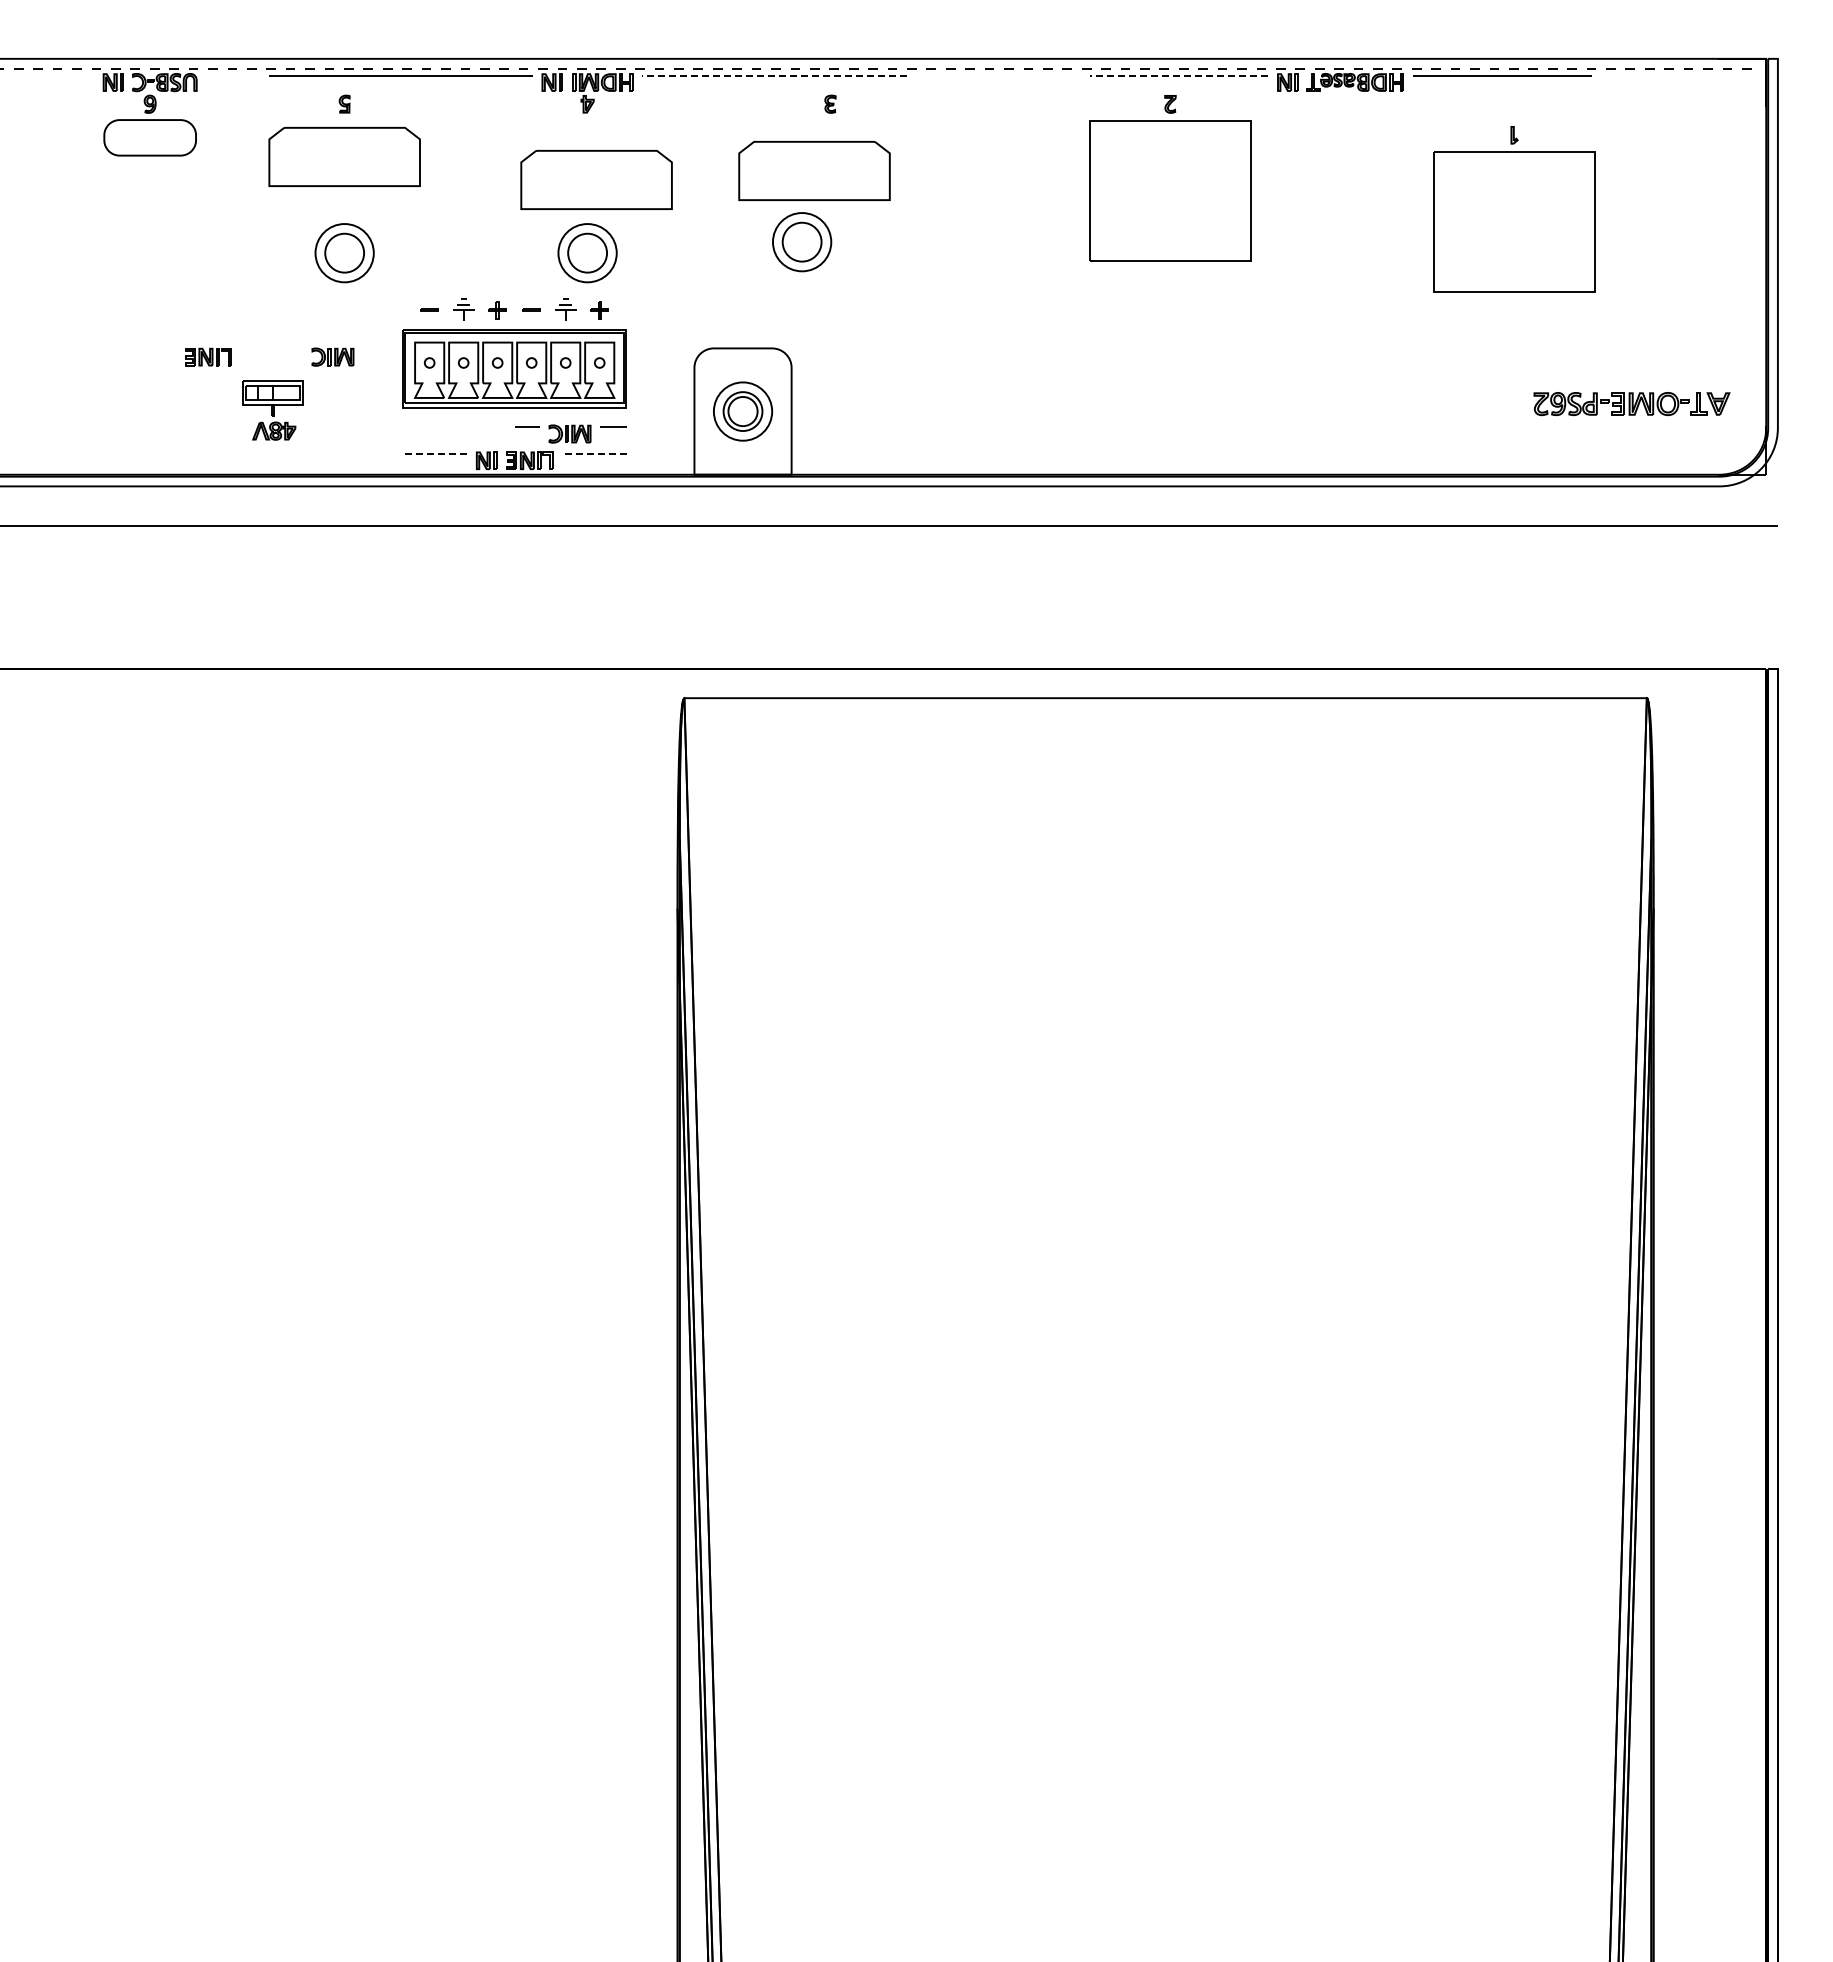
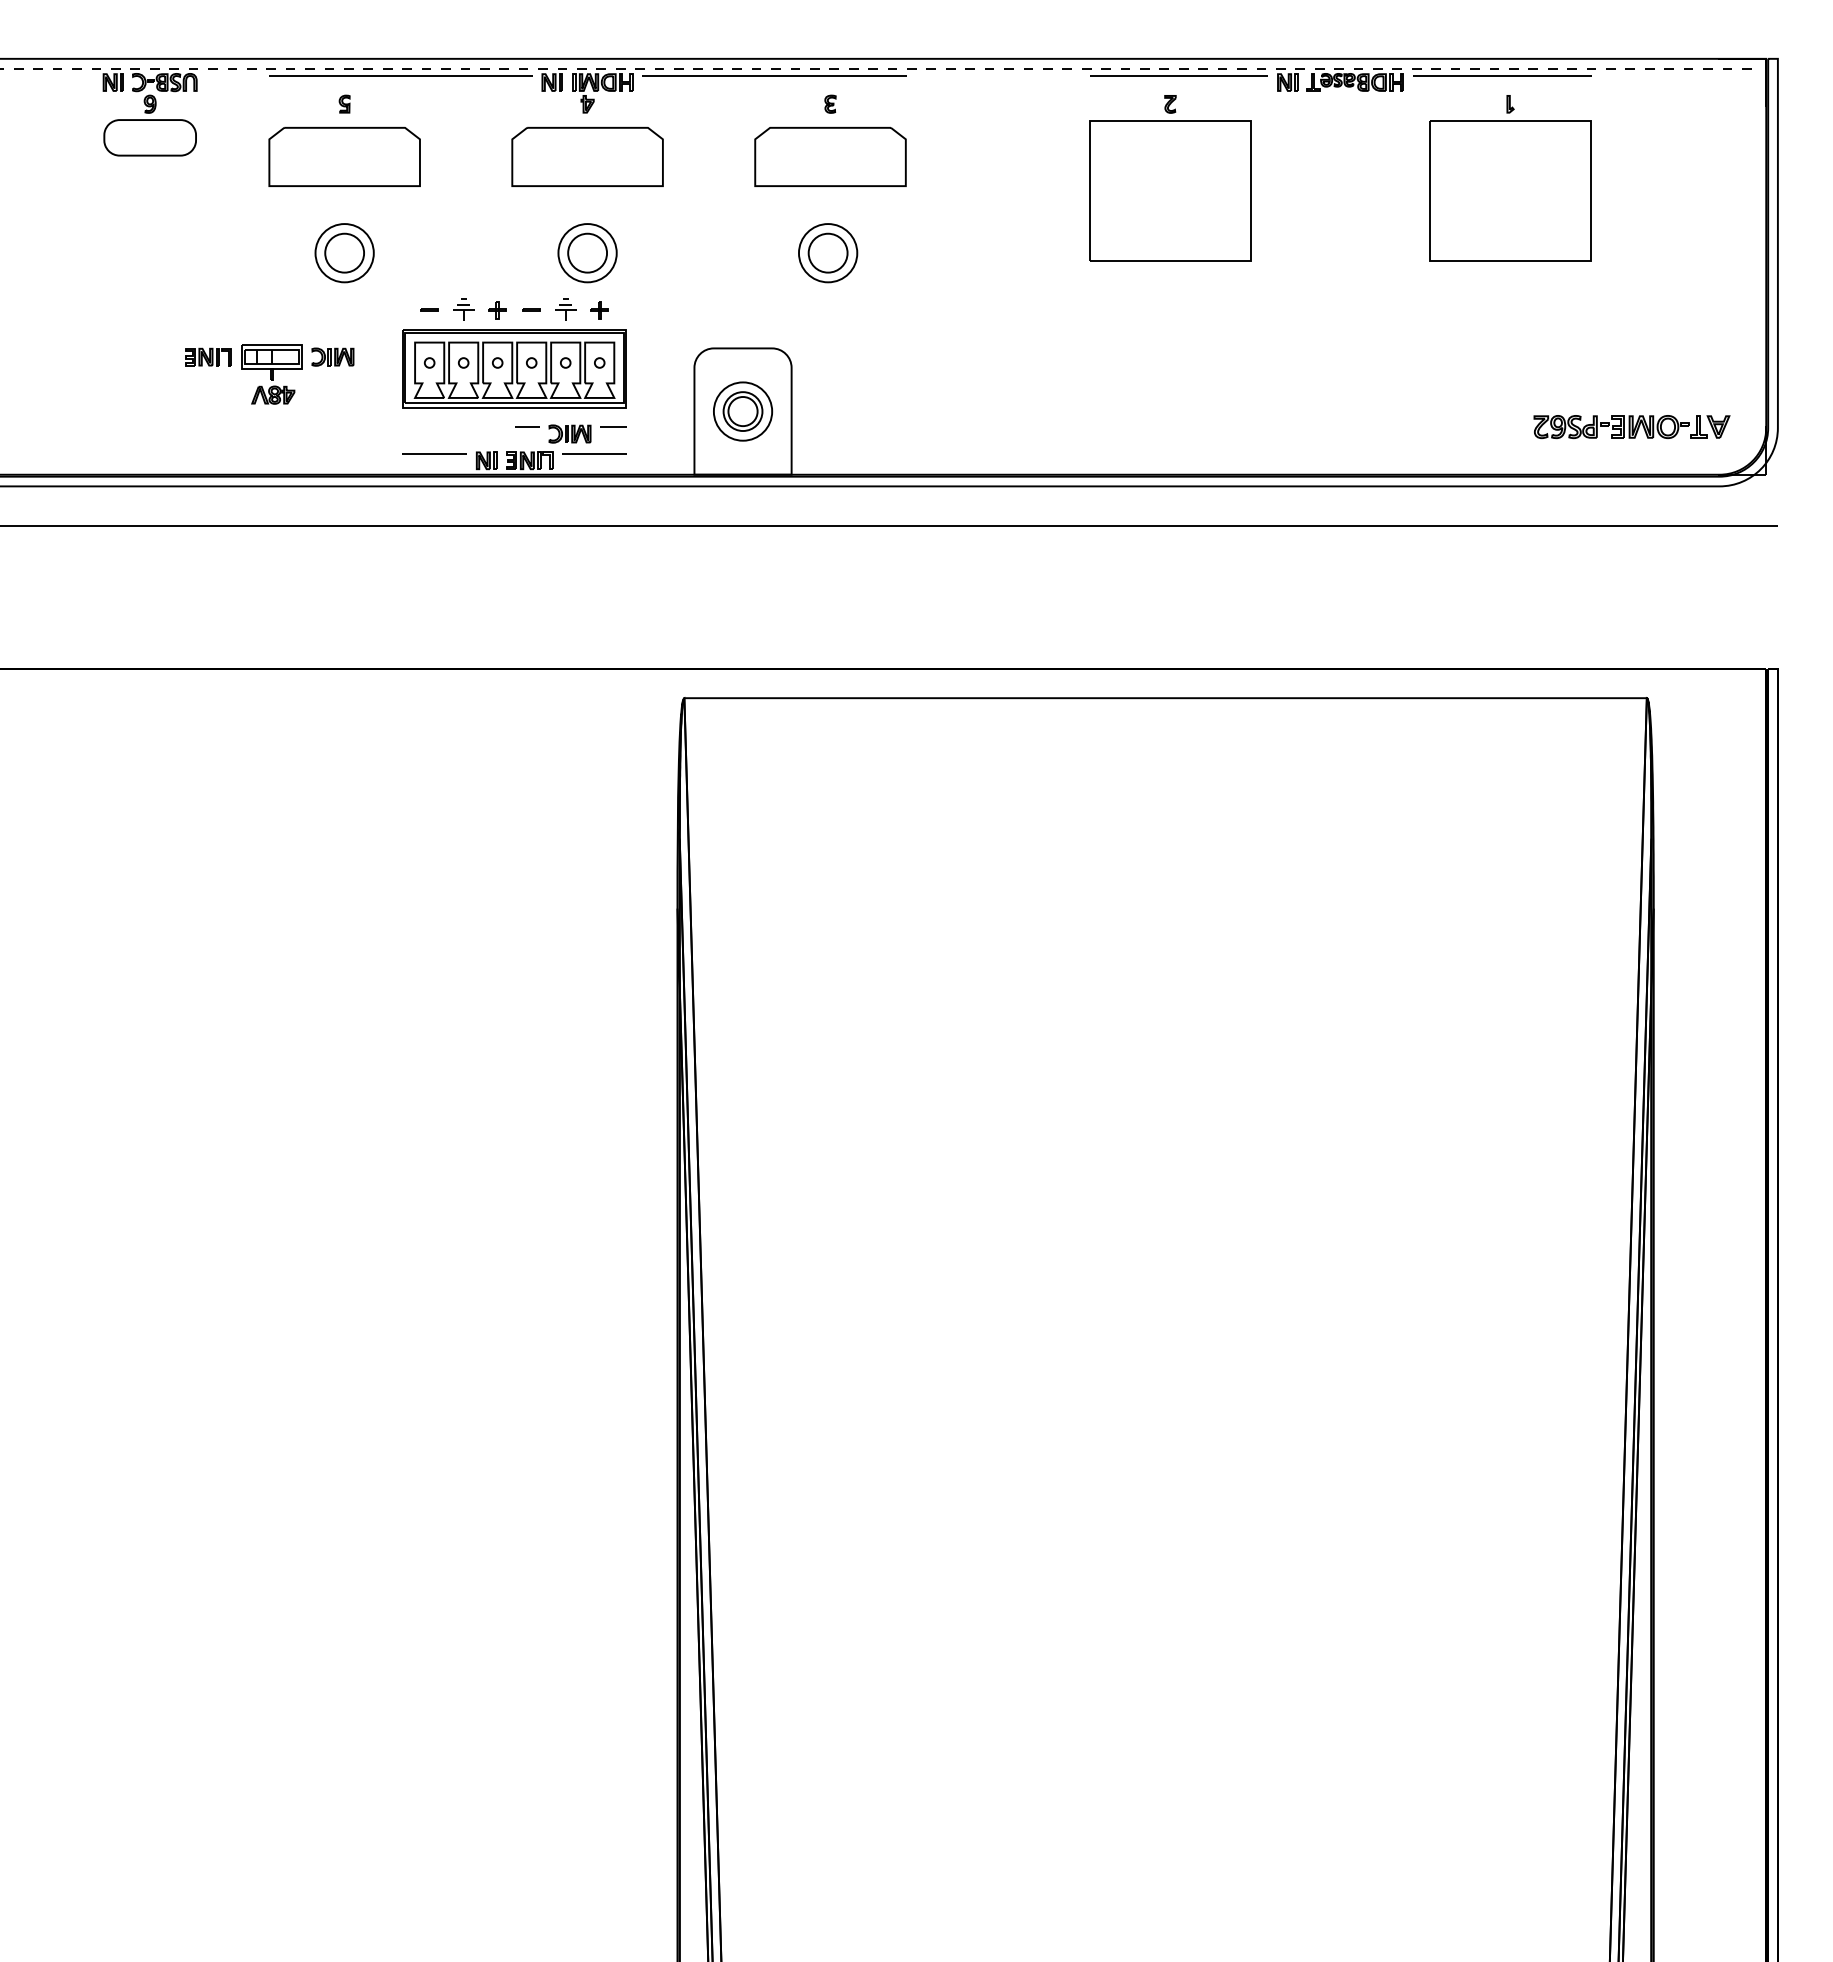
line: dashed -> solid (774, 75)
line: dashed -> solid (1178, 75)
part position: (814, 170) -> (830, 156) (830, 156)
part position: (596, 179) -> (587, 156) (587, 156)
part position: (1514, 209) -> (1510, 178) (1510, 178)
part position: (802, 242) -> (828, 253) (828, 253)
part position: (1631, 404) -> (1631, 427) (1631, 427)
part position: (272, 410) -> (271, 374) (271, 374)
line: dashed -> solid (434, 454)
line: dashed -> solid (594, 454)
